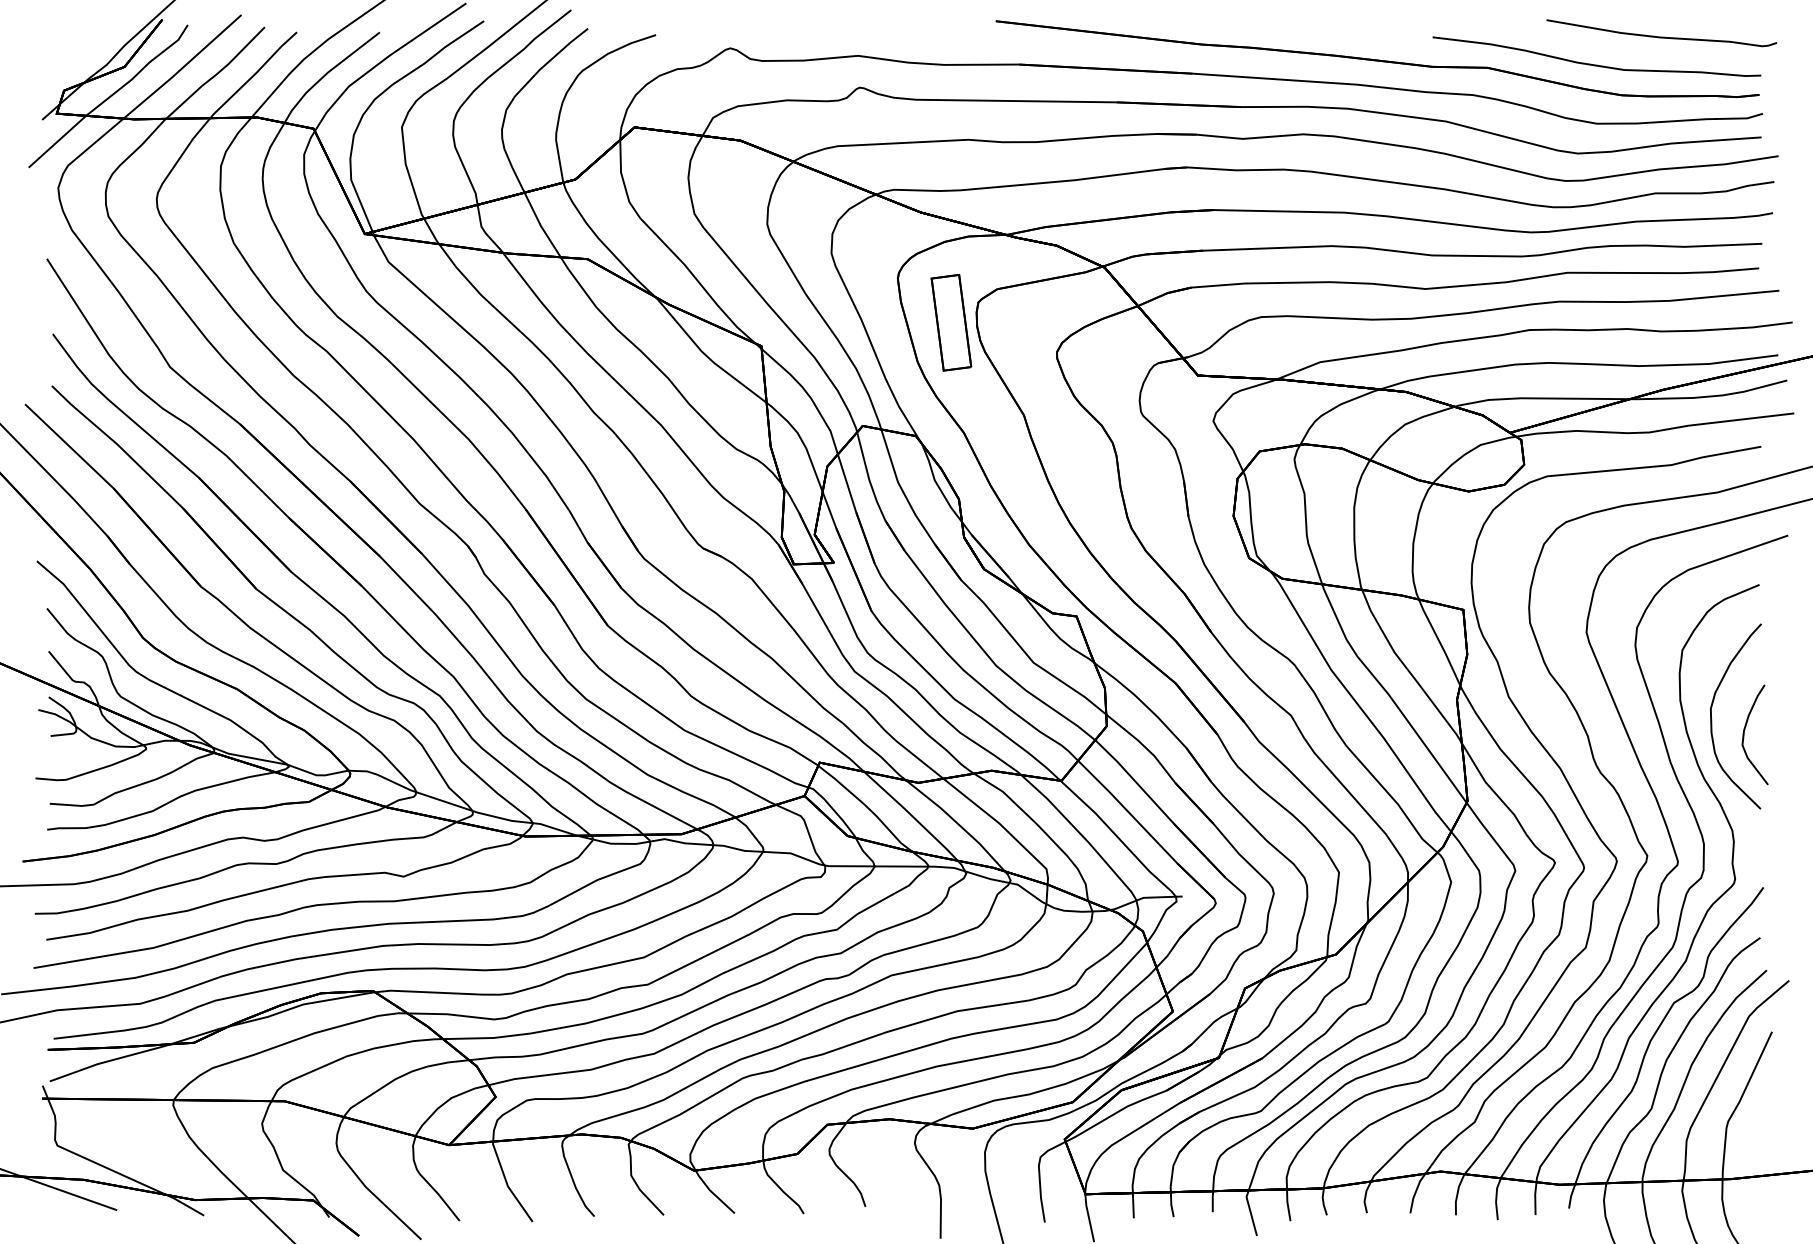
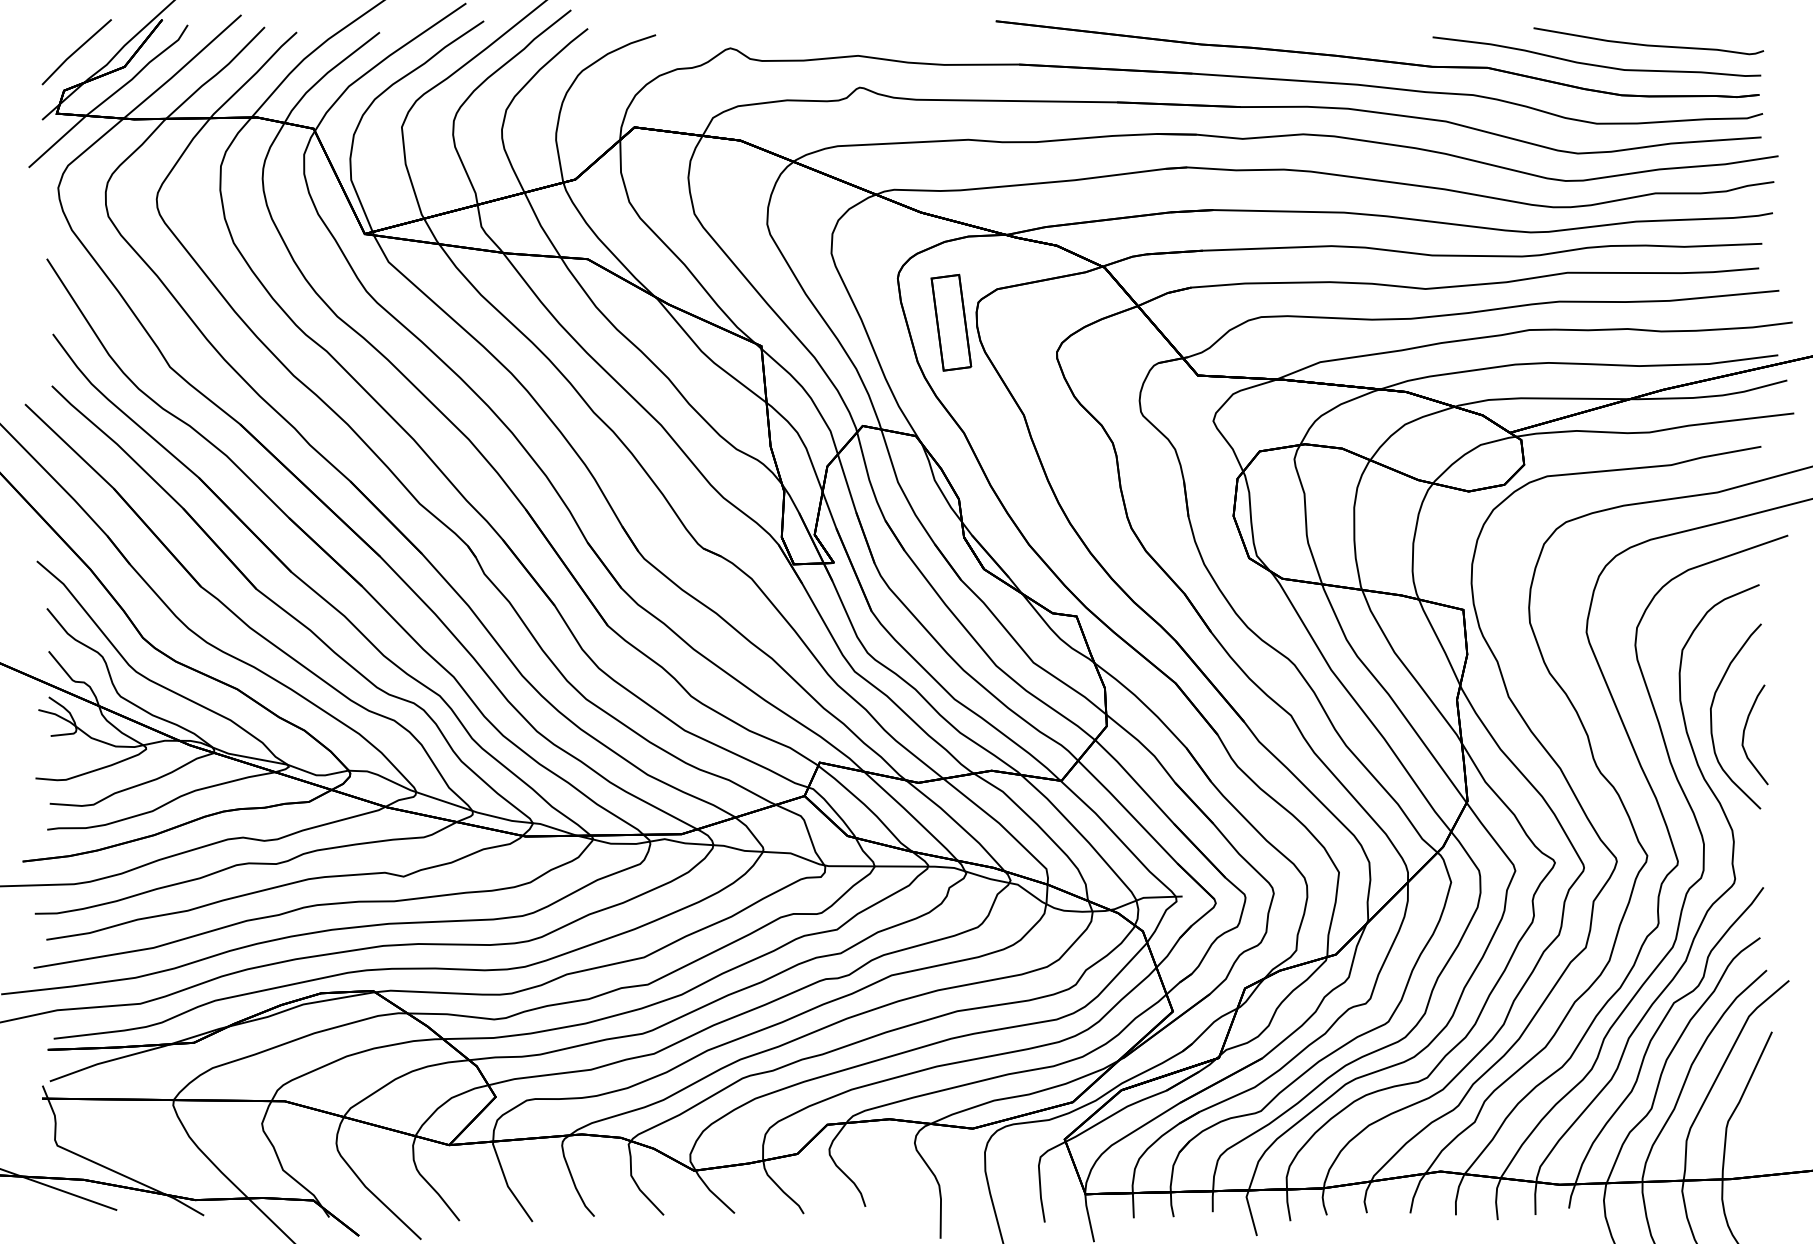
curve position: (1661, 36) -> (1648, 44) (1648, 44)
line: none -> present (76, 52)
